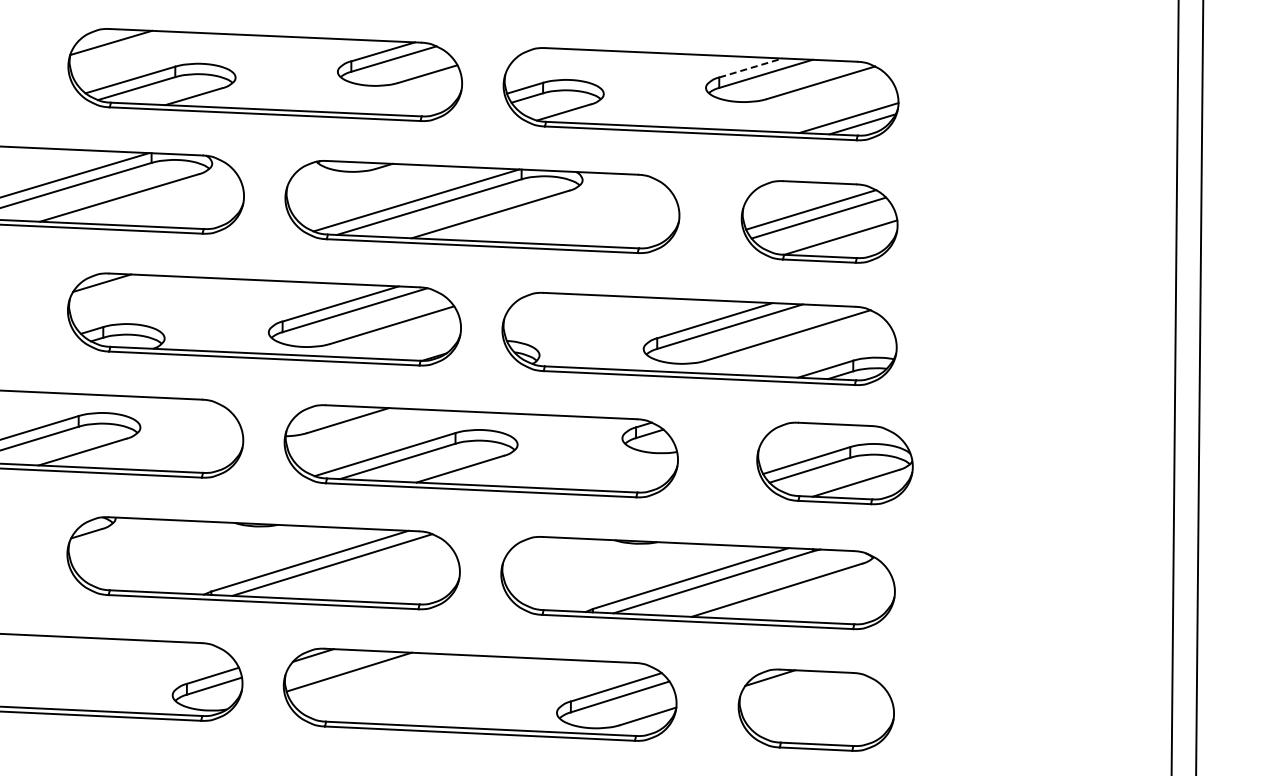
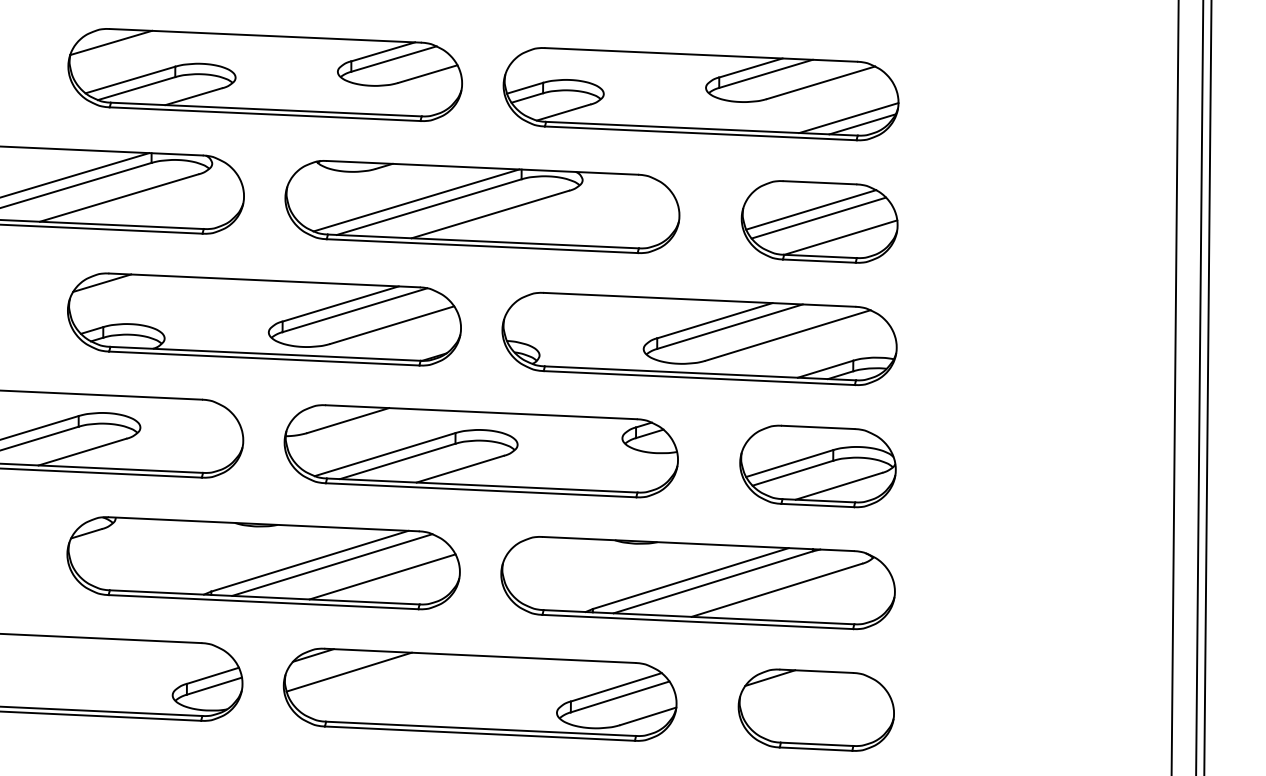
line: dashed -> solid (751, 67)
line: none -> present (1207, 387)
part position: (834, 463) -> (817, 466) (817, 466)
line: none -> present (382, 576)
